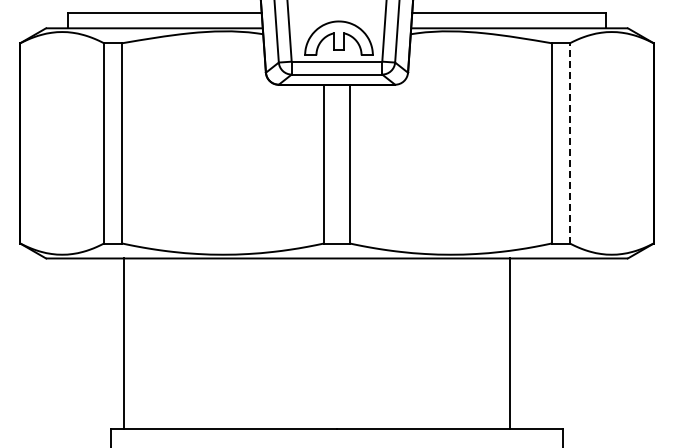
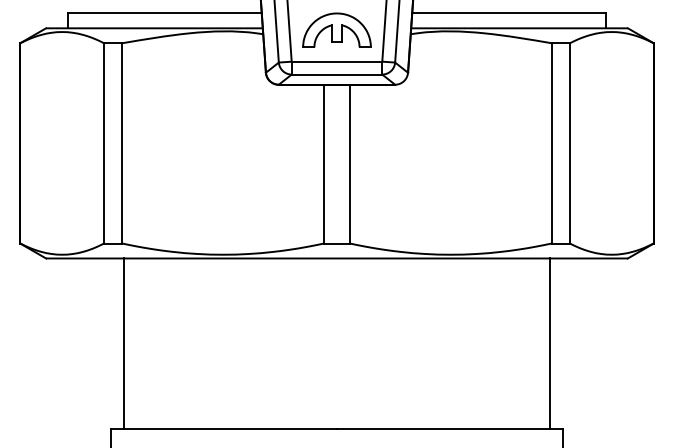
part position: (338, 37) -> (336, 29) (336, 29)
line: dashed -> solid (569, 142)
line position: (509, 343) -> (549, 343) (549, 343)
